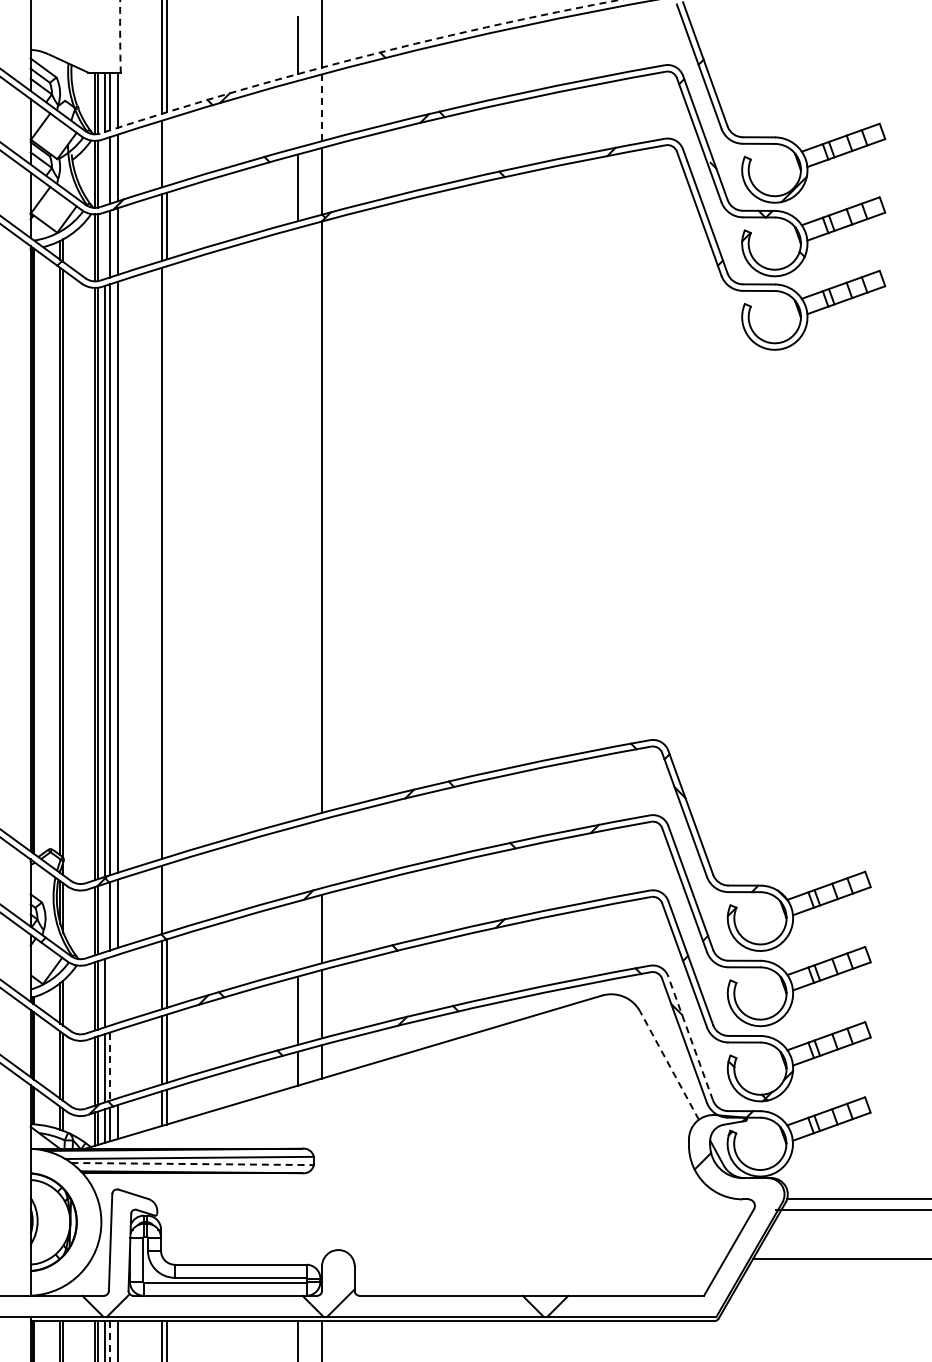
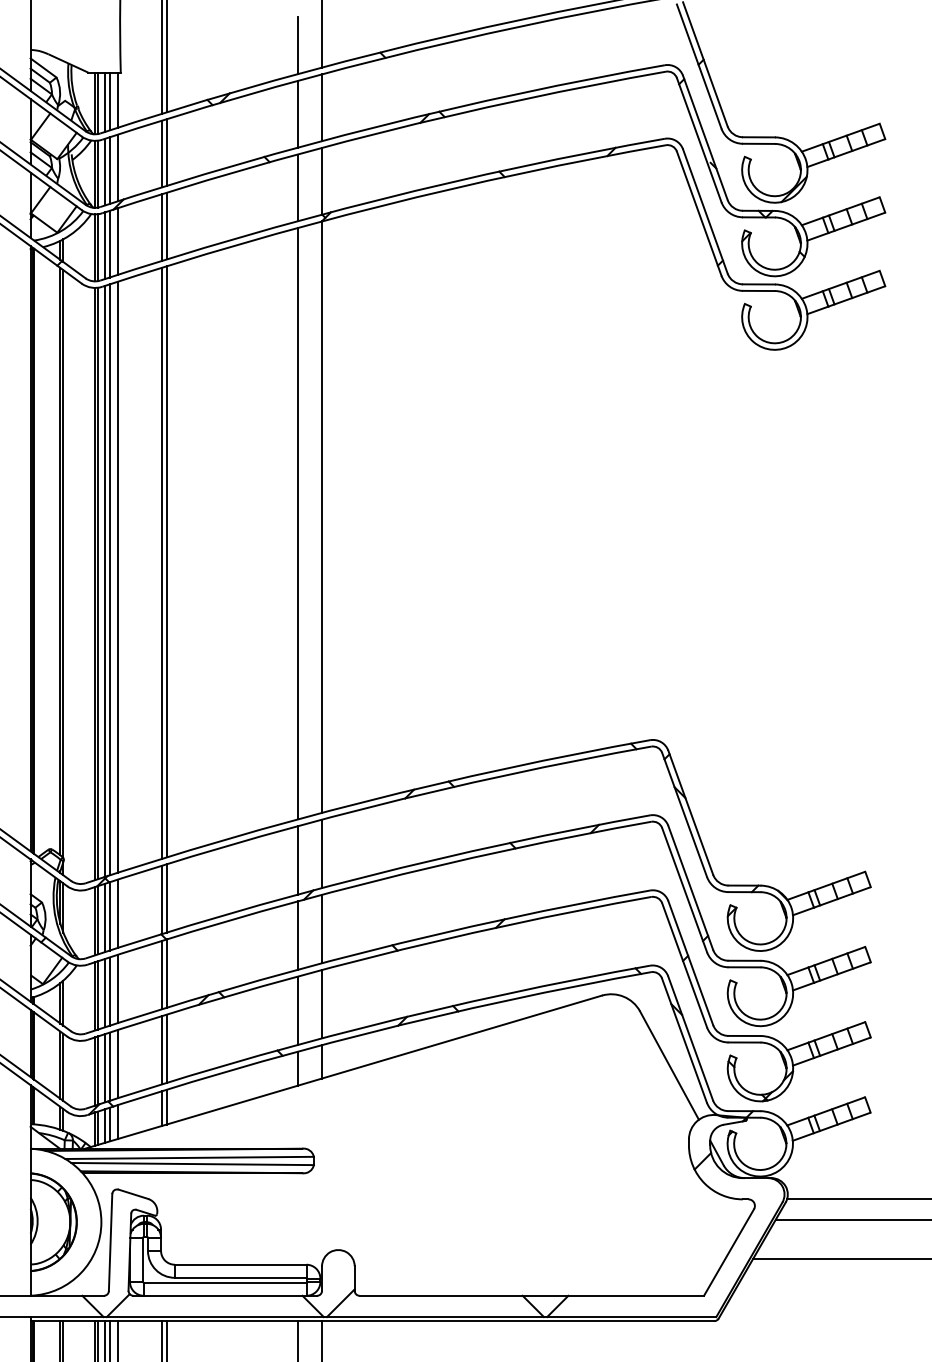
arc: dashed -> solid (120, 36)
arc: dashed -> solid (357, 58)
line: dashed -> solid (322, 108)
line: none -> present (297, 113)
line: none -> present (166, 152)
line: none -> present (105, 171)
line: none -> present (105, 245)
line: none -> present (297, 523)
line: none -> present (166, 561)
line: none -> present (322, 853)
line: none -> present (297, 860)
line: none -> present (166, 898)
line: none -> present (105, 917)
line: none -> present (297, 935)
line: none -> present (117, 988)
line: none -> present (109, 991)
line: dashed -> solid (690, 1038)
line: none -> present (117, 1064)
line: dashed -> solid (669, 1065)
line: dashed -> solid (109, 1067)
line: dashed -> solid (193, 1164)
line position: (851, 1209) -> (851, 1219) (851, 1219)
line: dashed -> solid (109, 1341)
